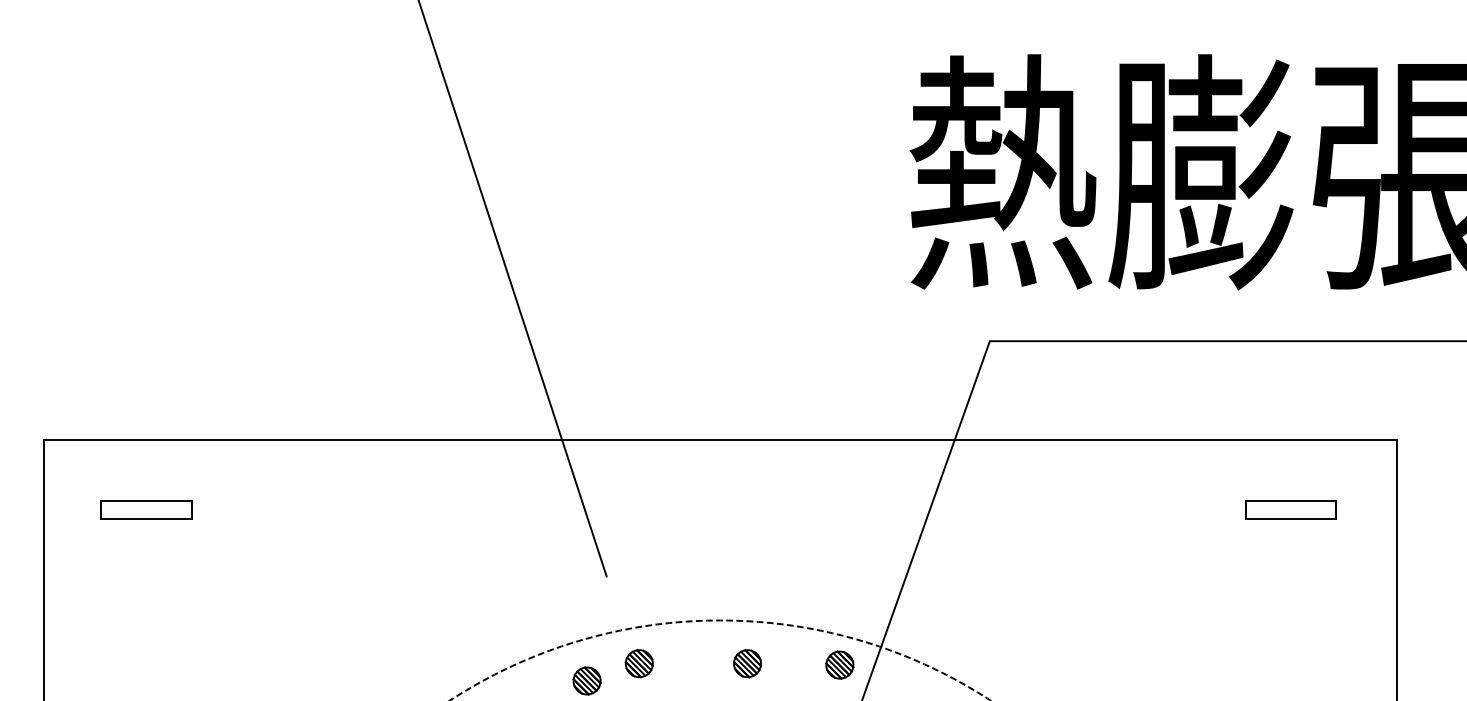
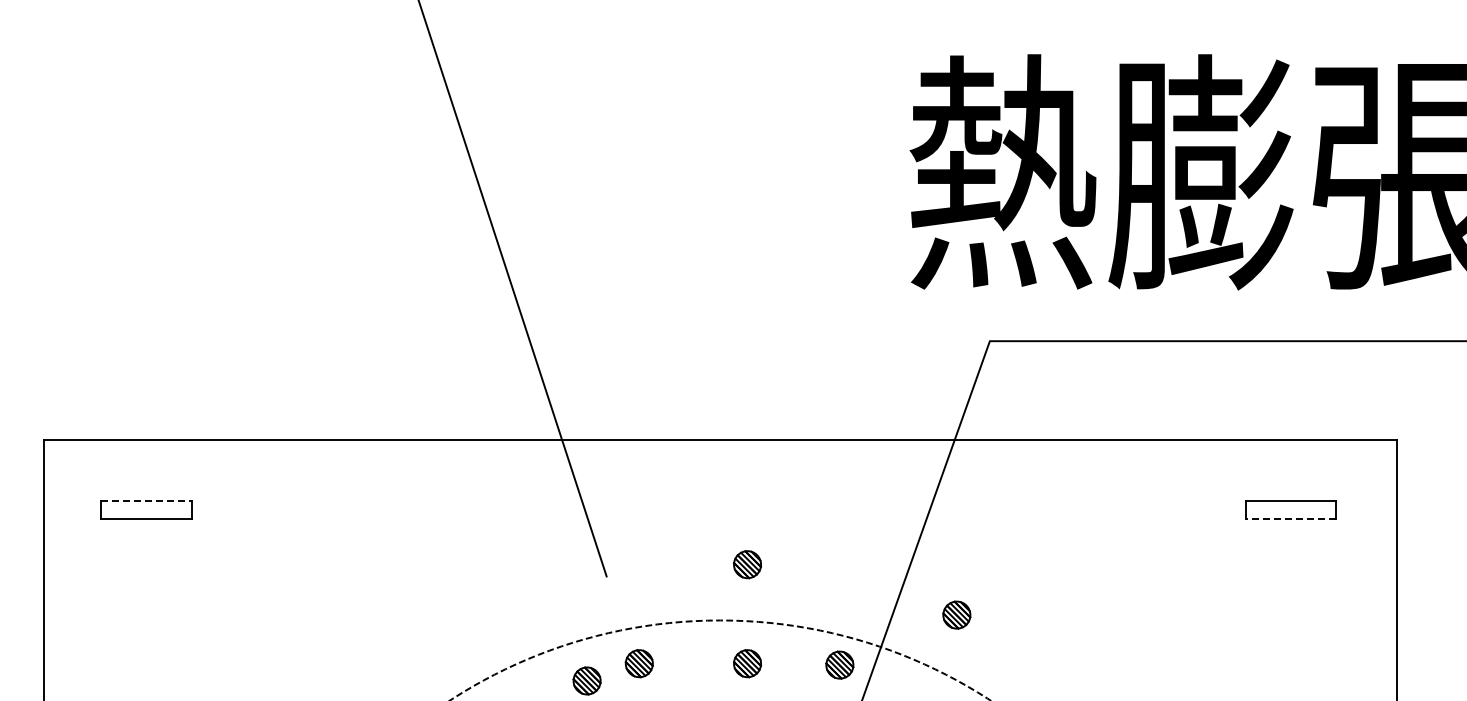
line: solid -> dashed (146, 501)
line: solid -> dashed (1290, 519)
part: none -> present (747, 564)
part: none -> present (956, 614)
